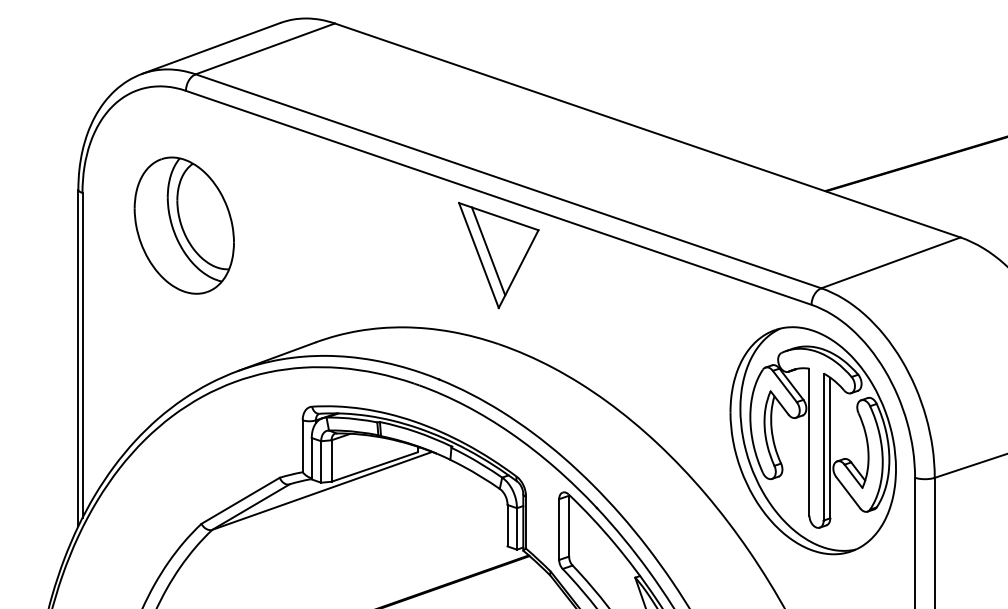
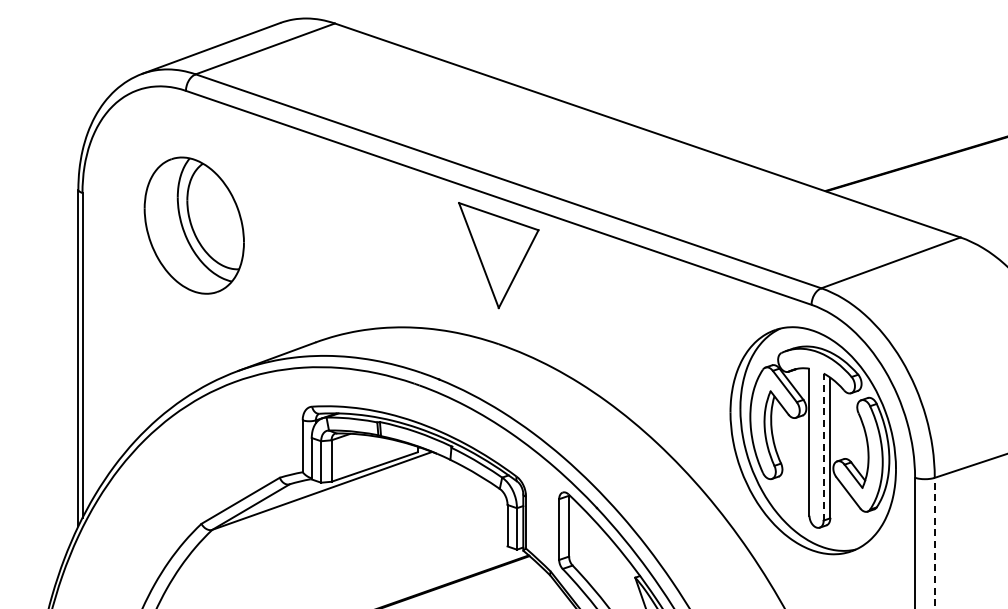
part position: (183, 225) -> (193, 225) (193, 225)
line: present -> none (488, 251)
line: solid -> dashed (823, 447)
line: solid -> dashed (934, 542)
